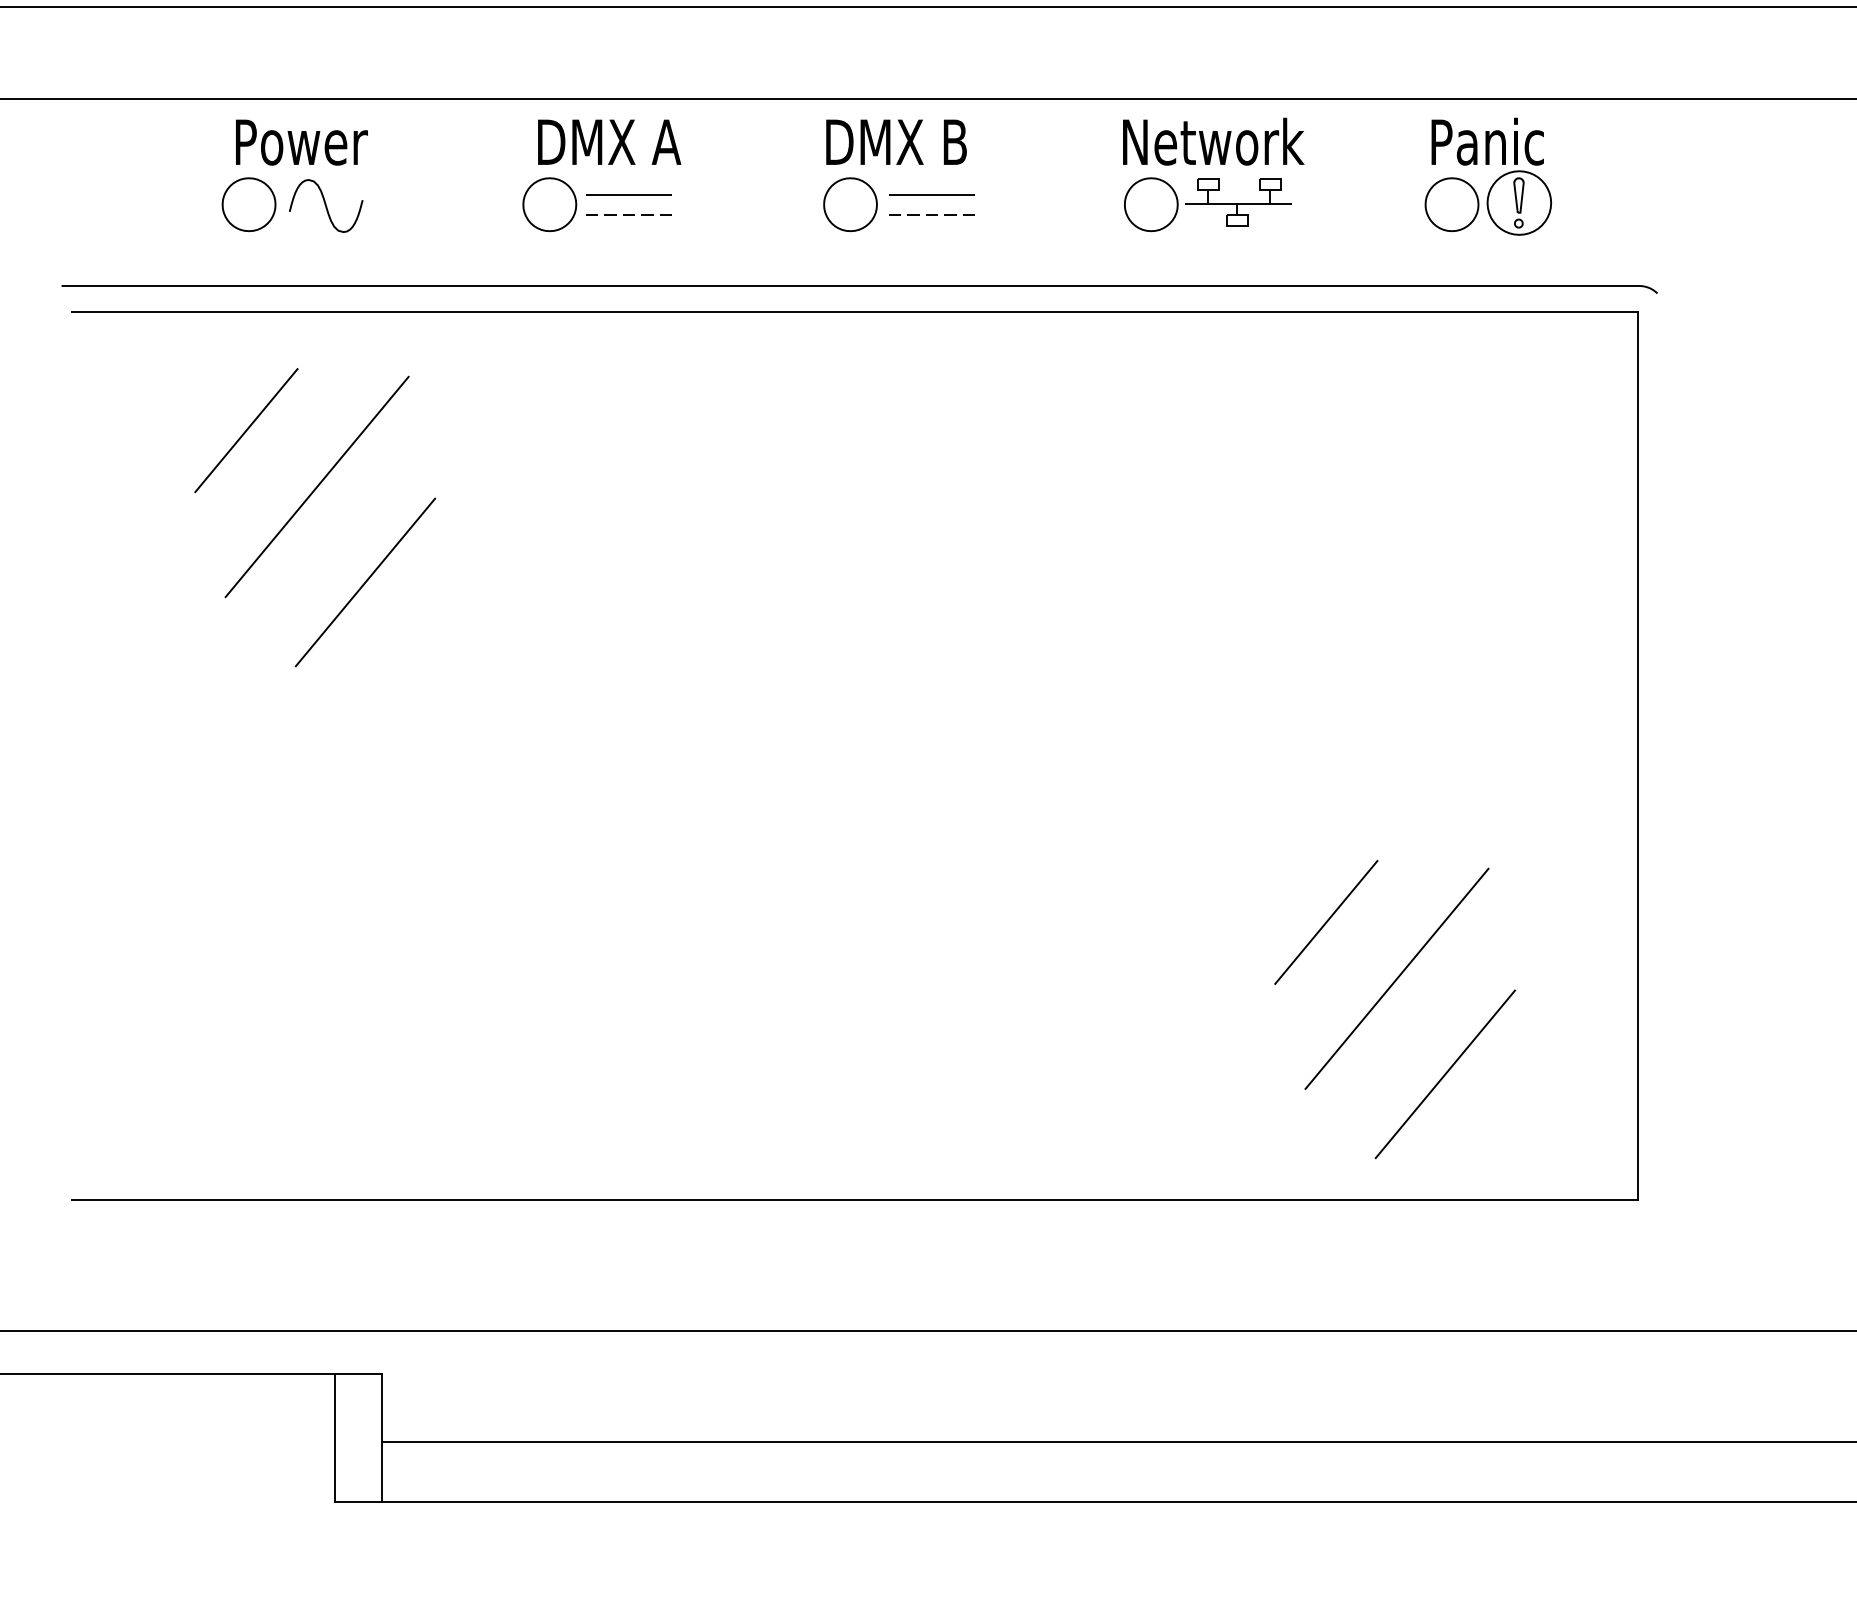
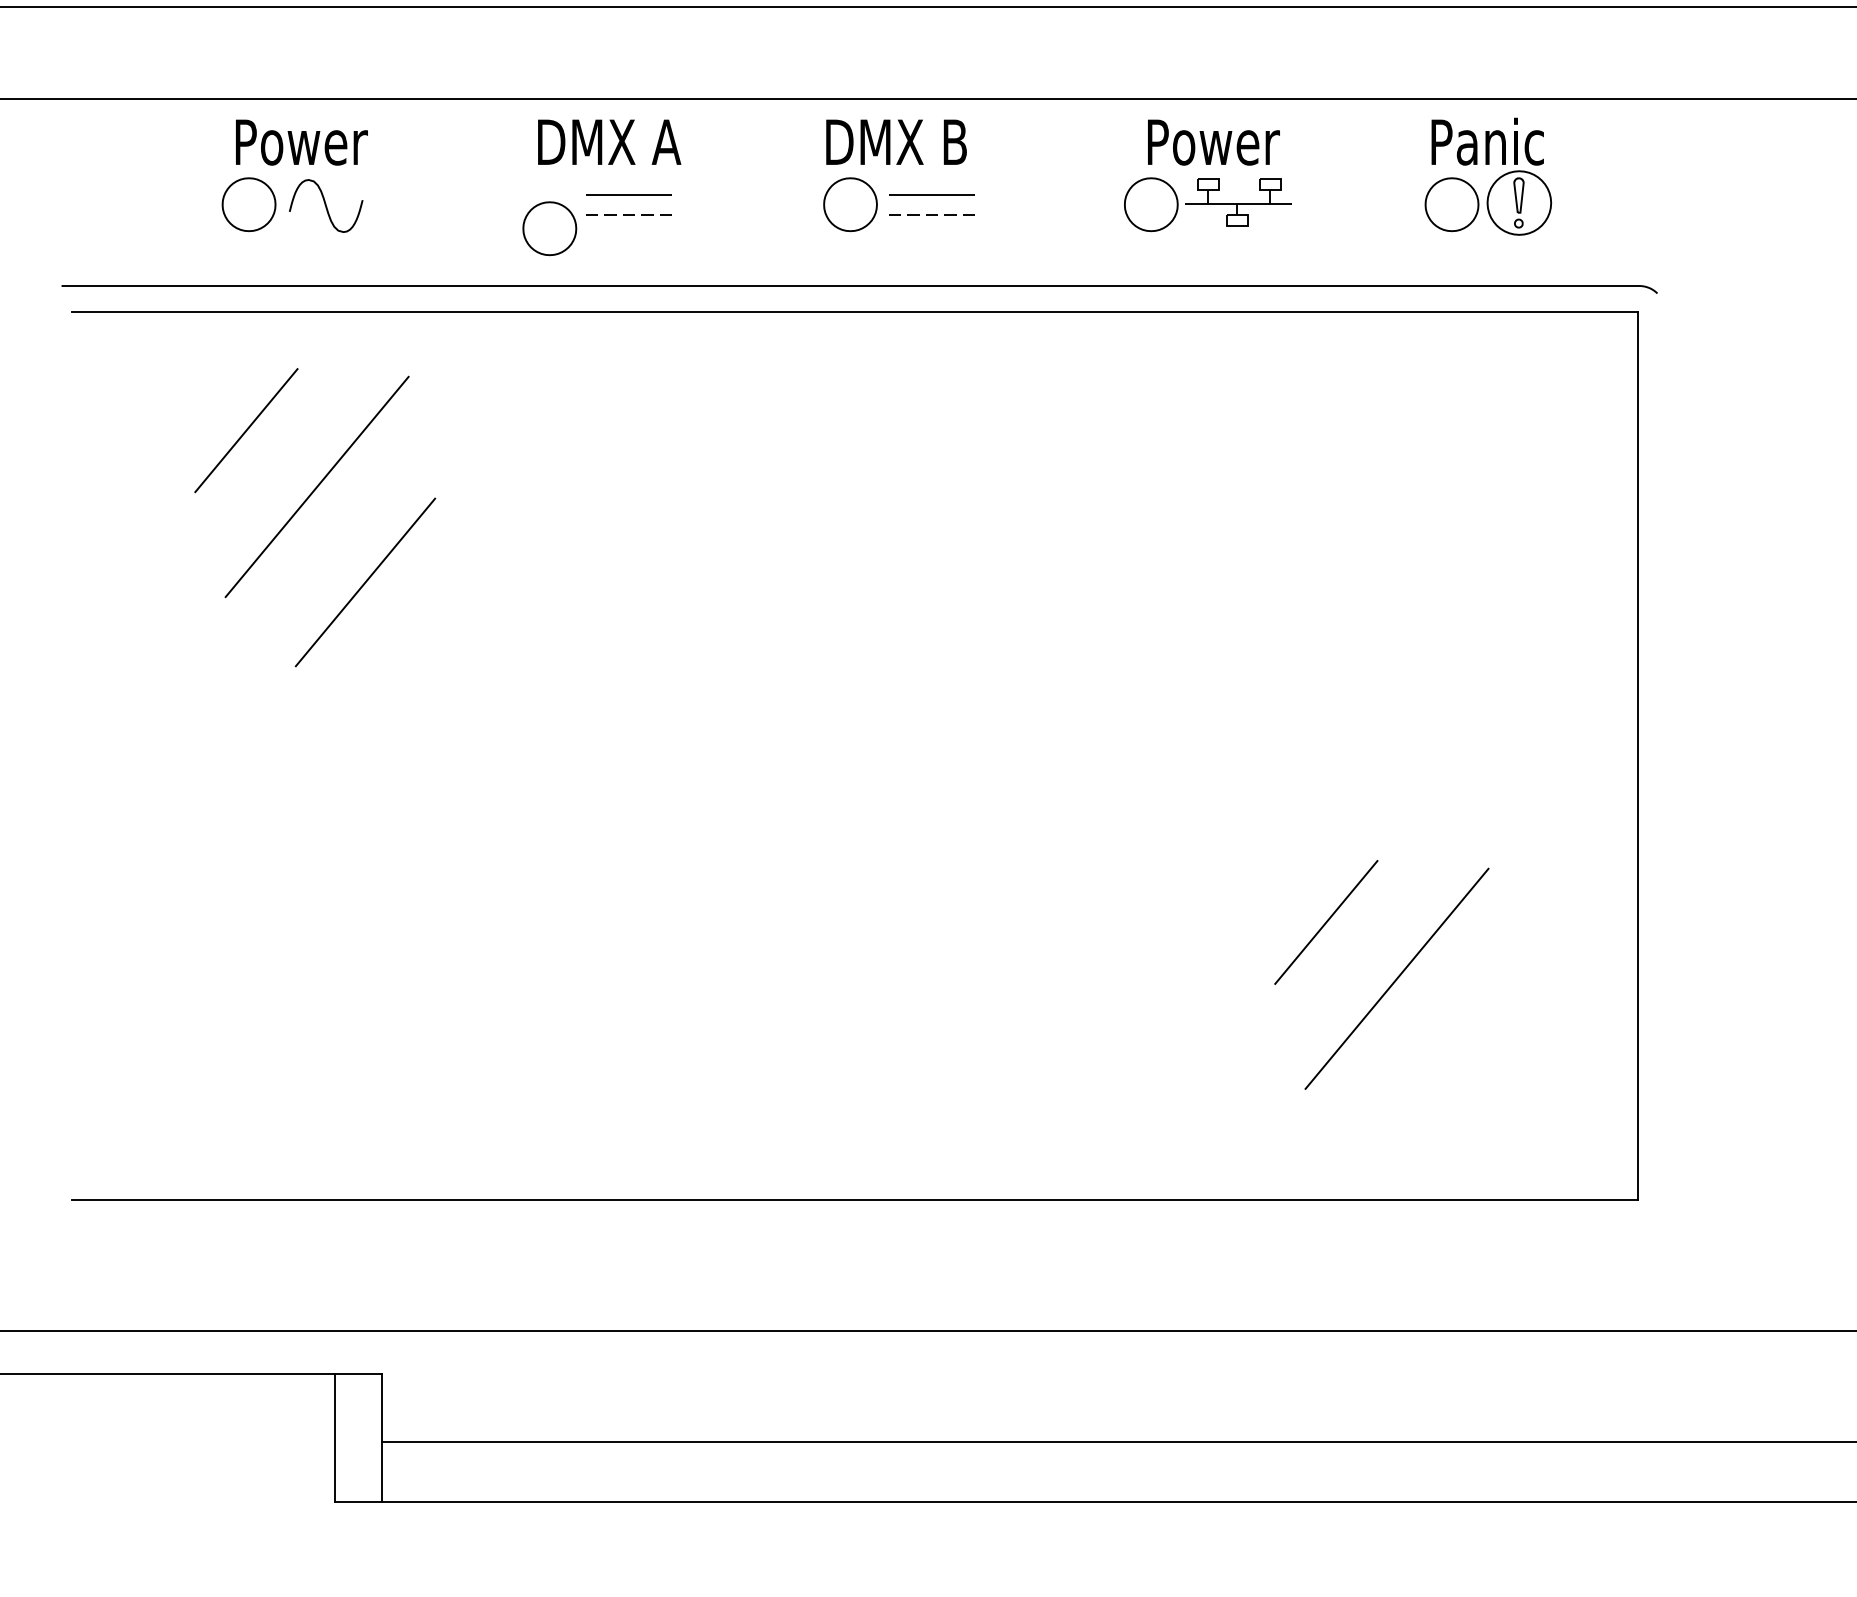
text: Network -> Power (1213, 141)
part position: (549, 204) -> (549, 228) (549, 228)
line: present -> none (1444, 1074)
